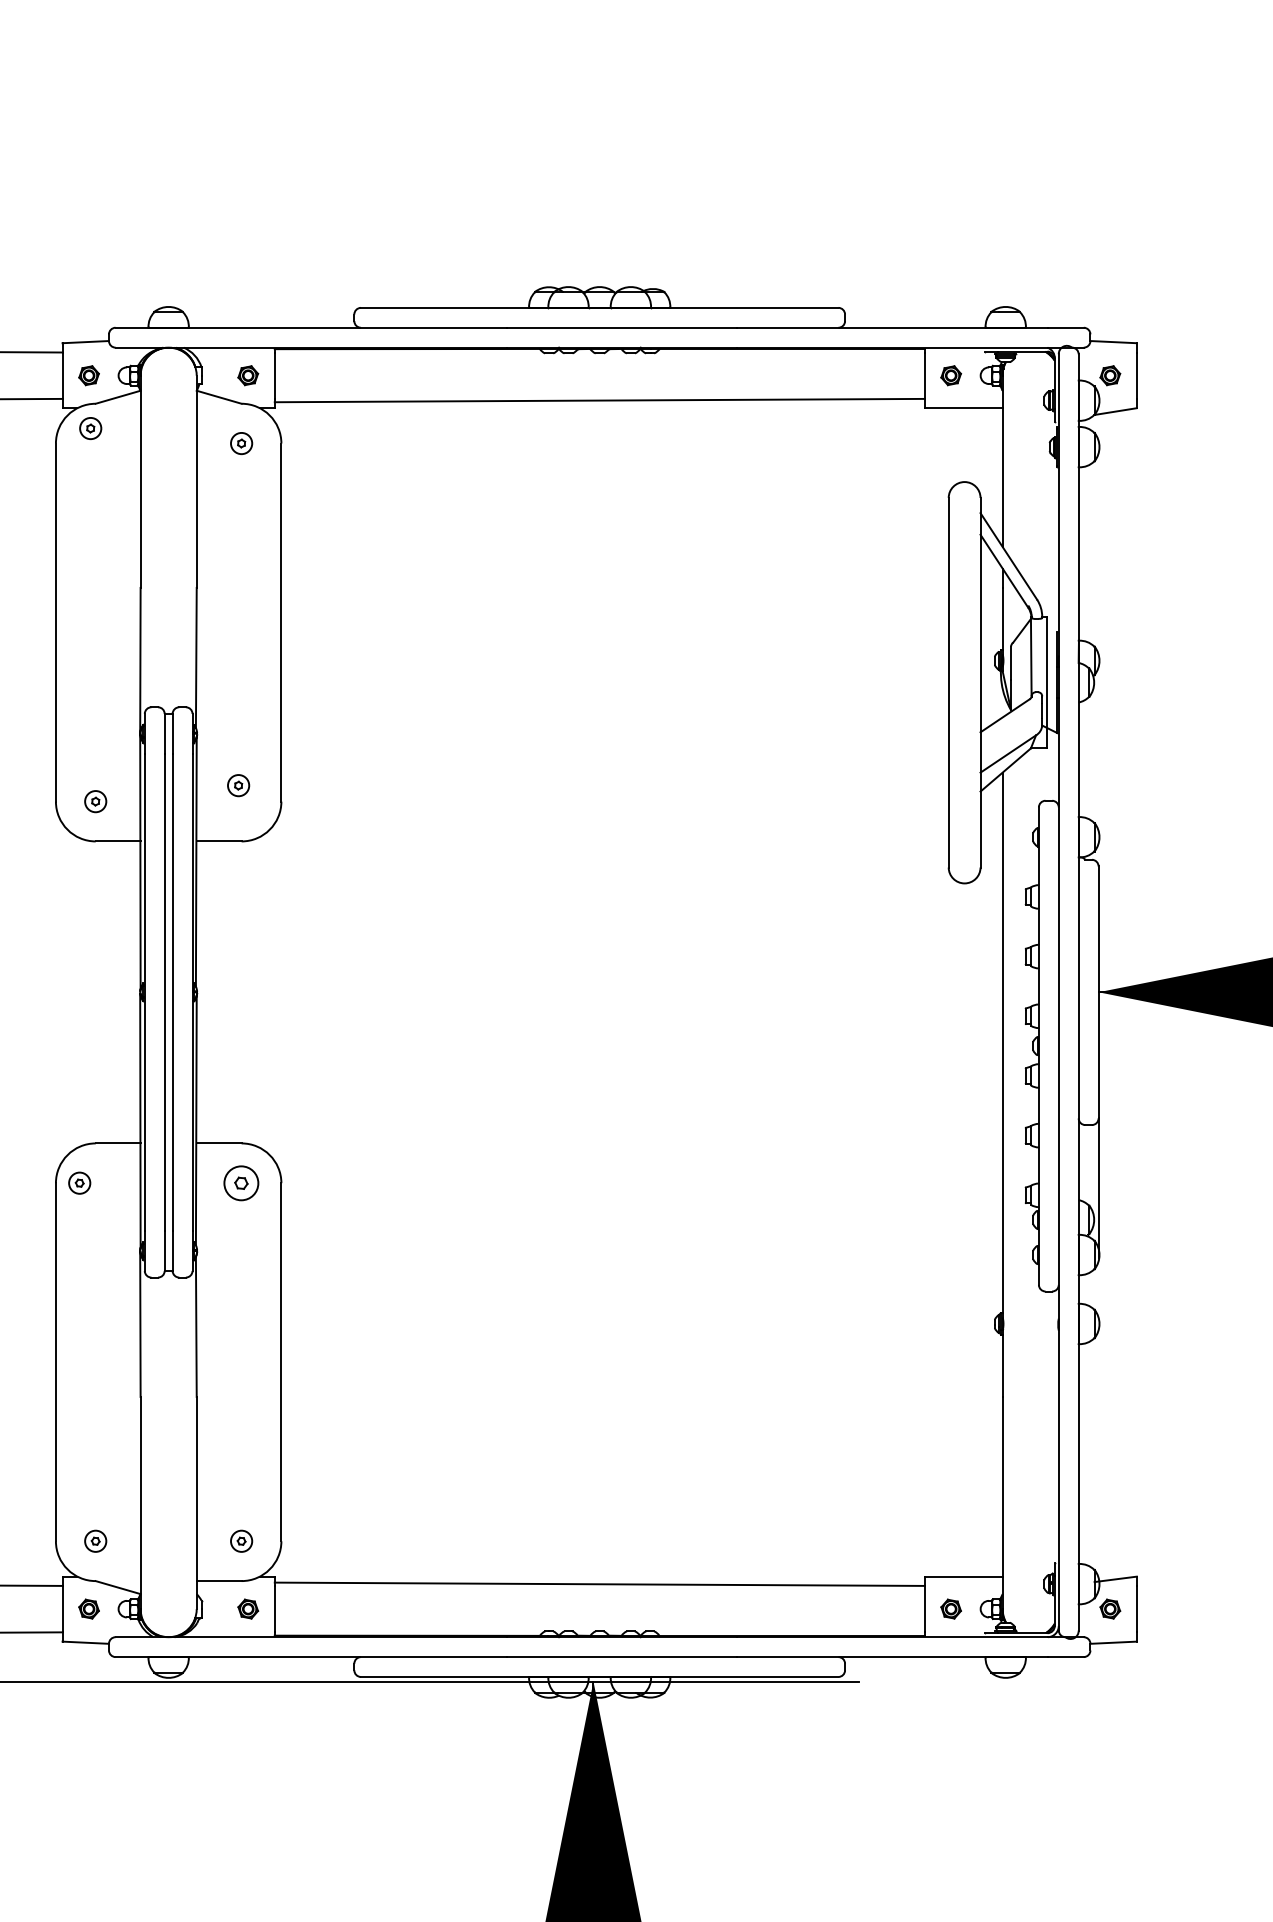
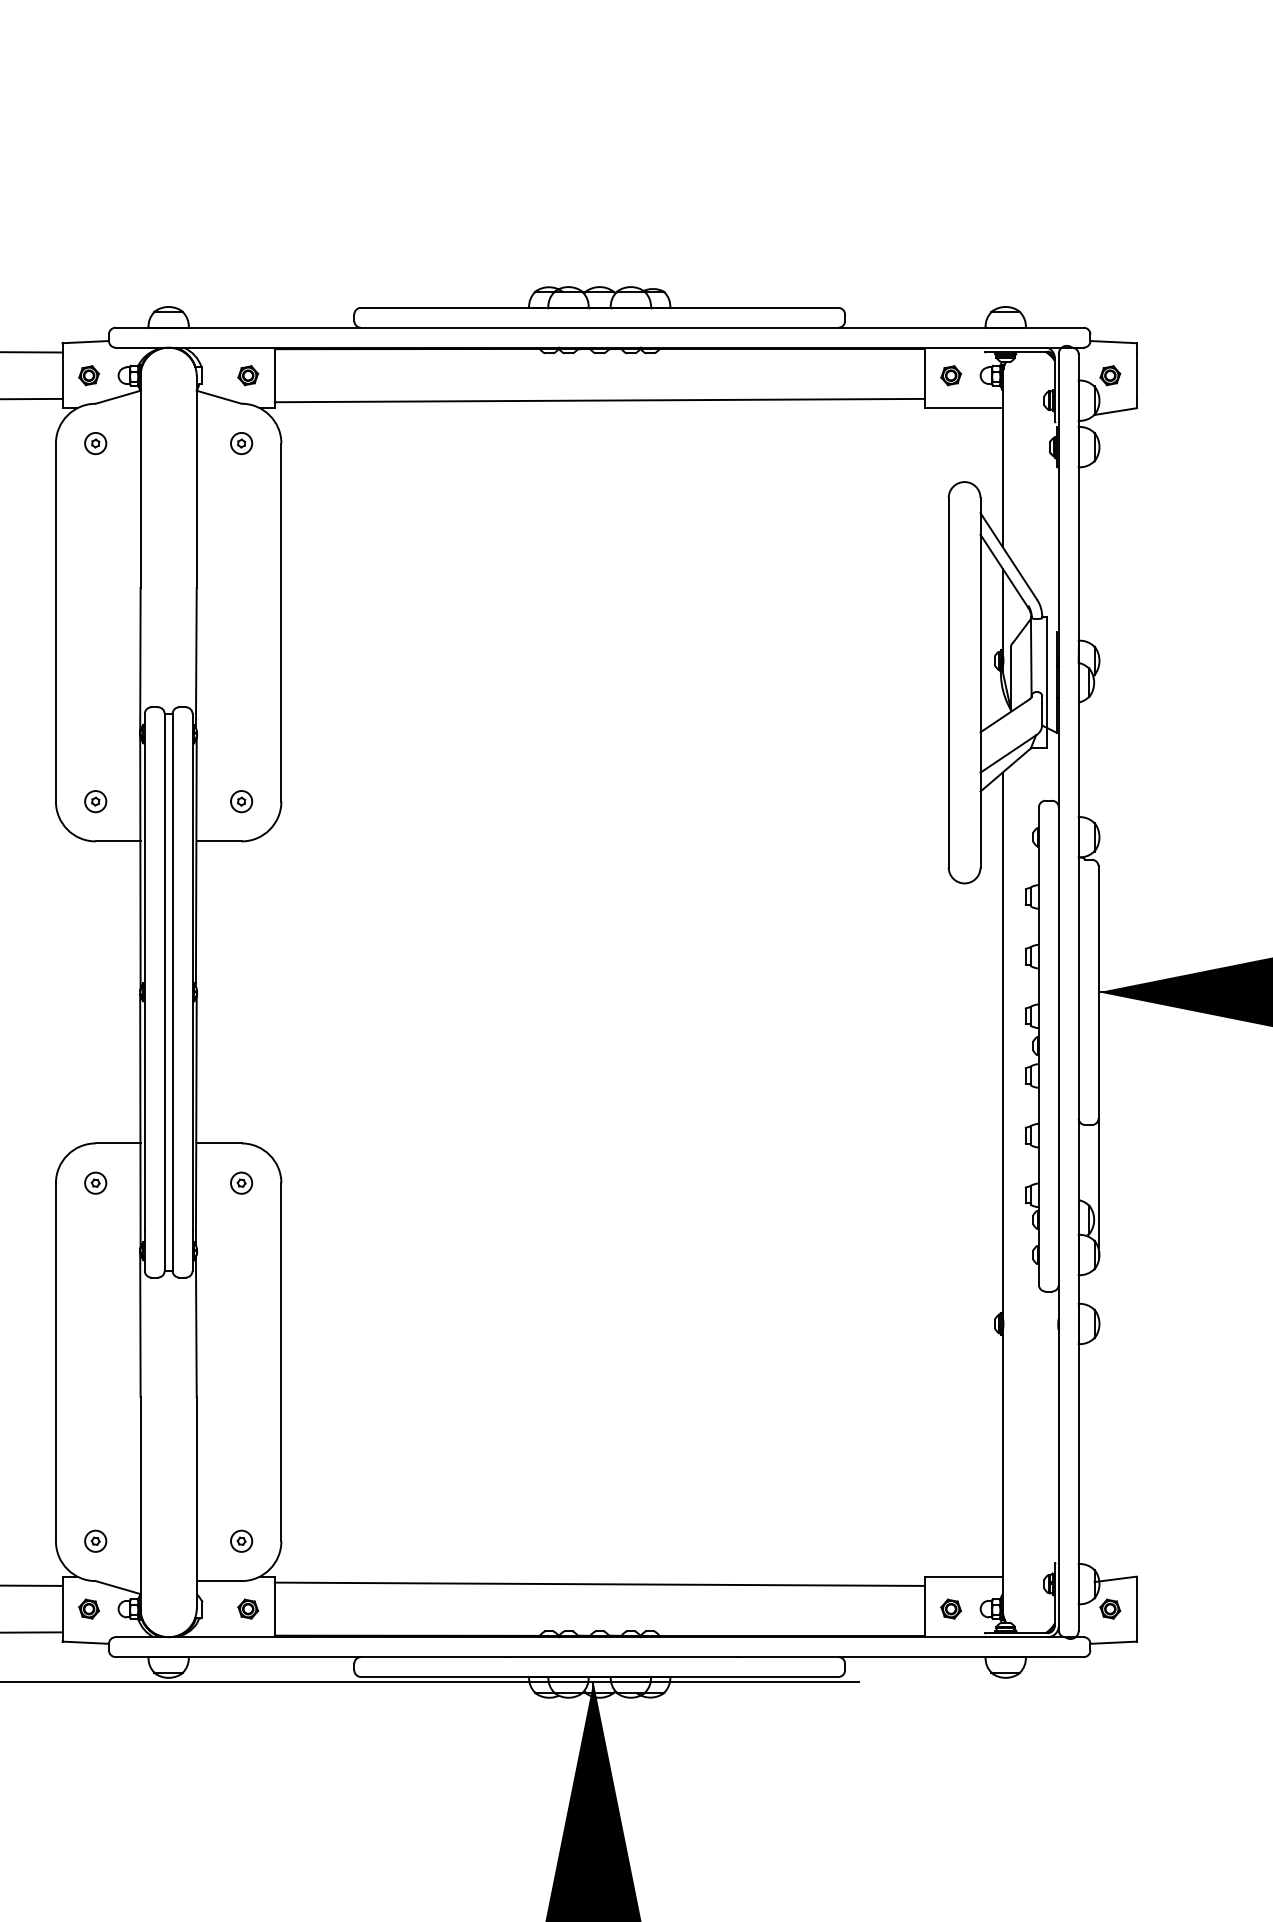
part position: (90, 428) -> (95, 443) (95, 443)
part position: (238, 785) -> (241, 801) (241, 801)
part position: (79, 1182) -> (95, 1182) (95, 1182)
part size: 37x37 px -> 24x24 px (241, 1182)
